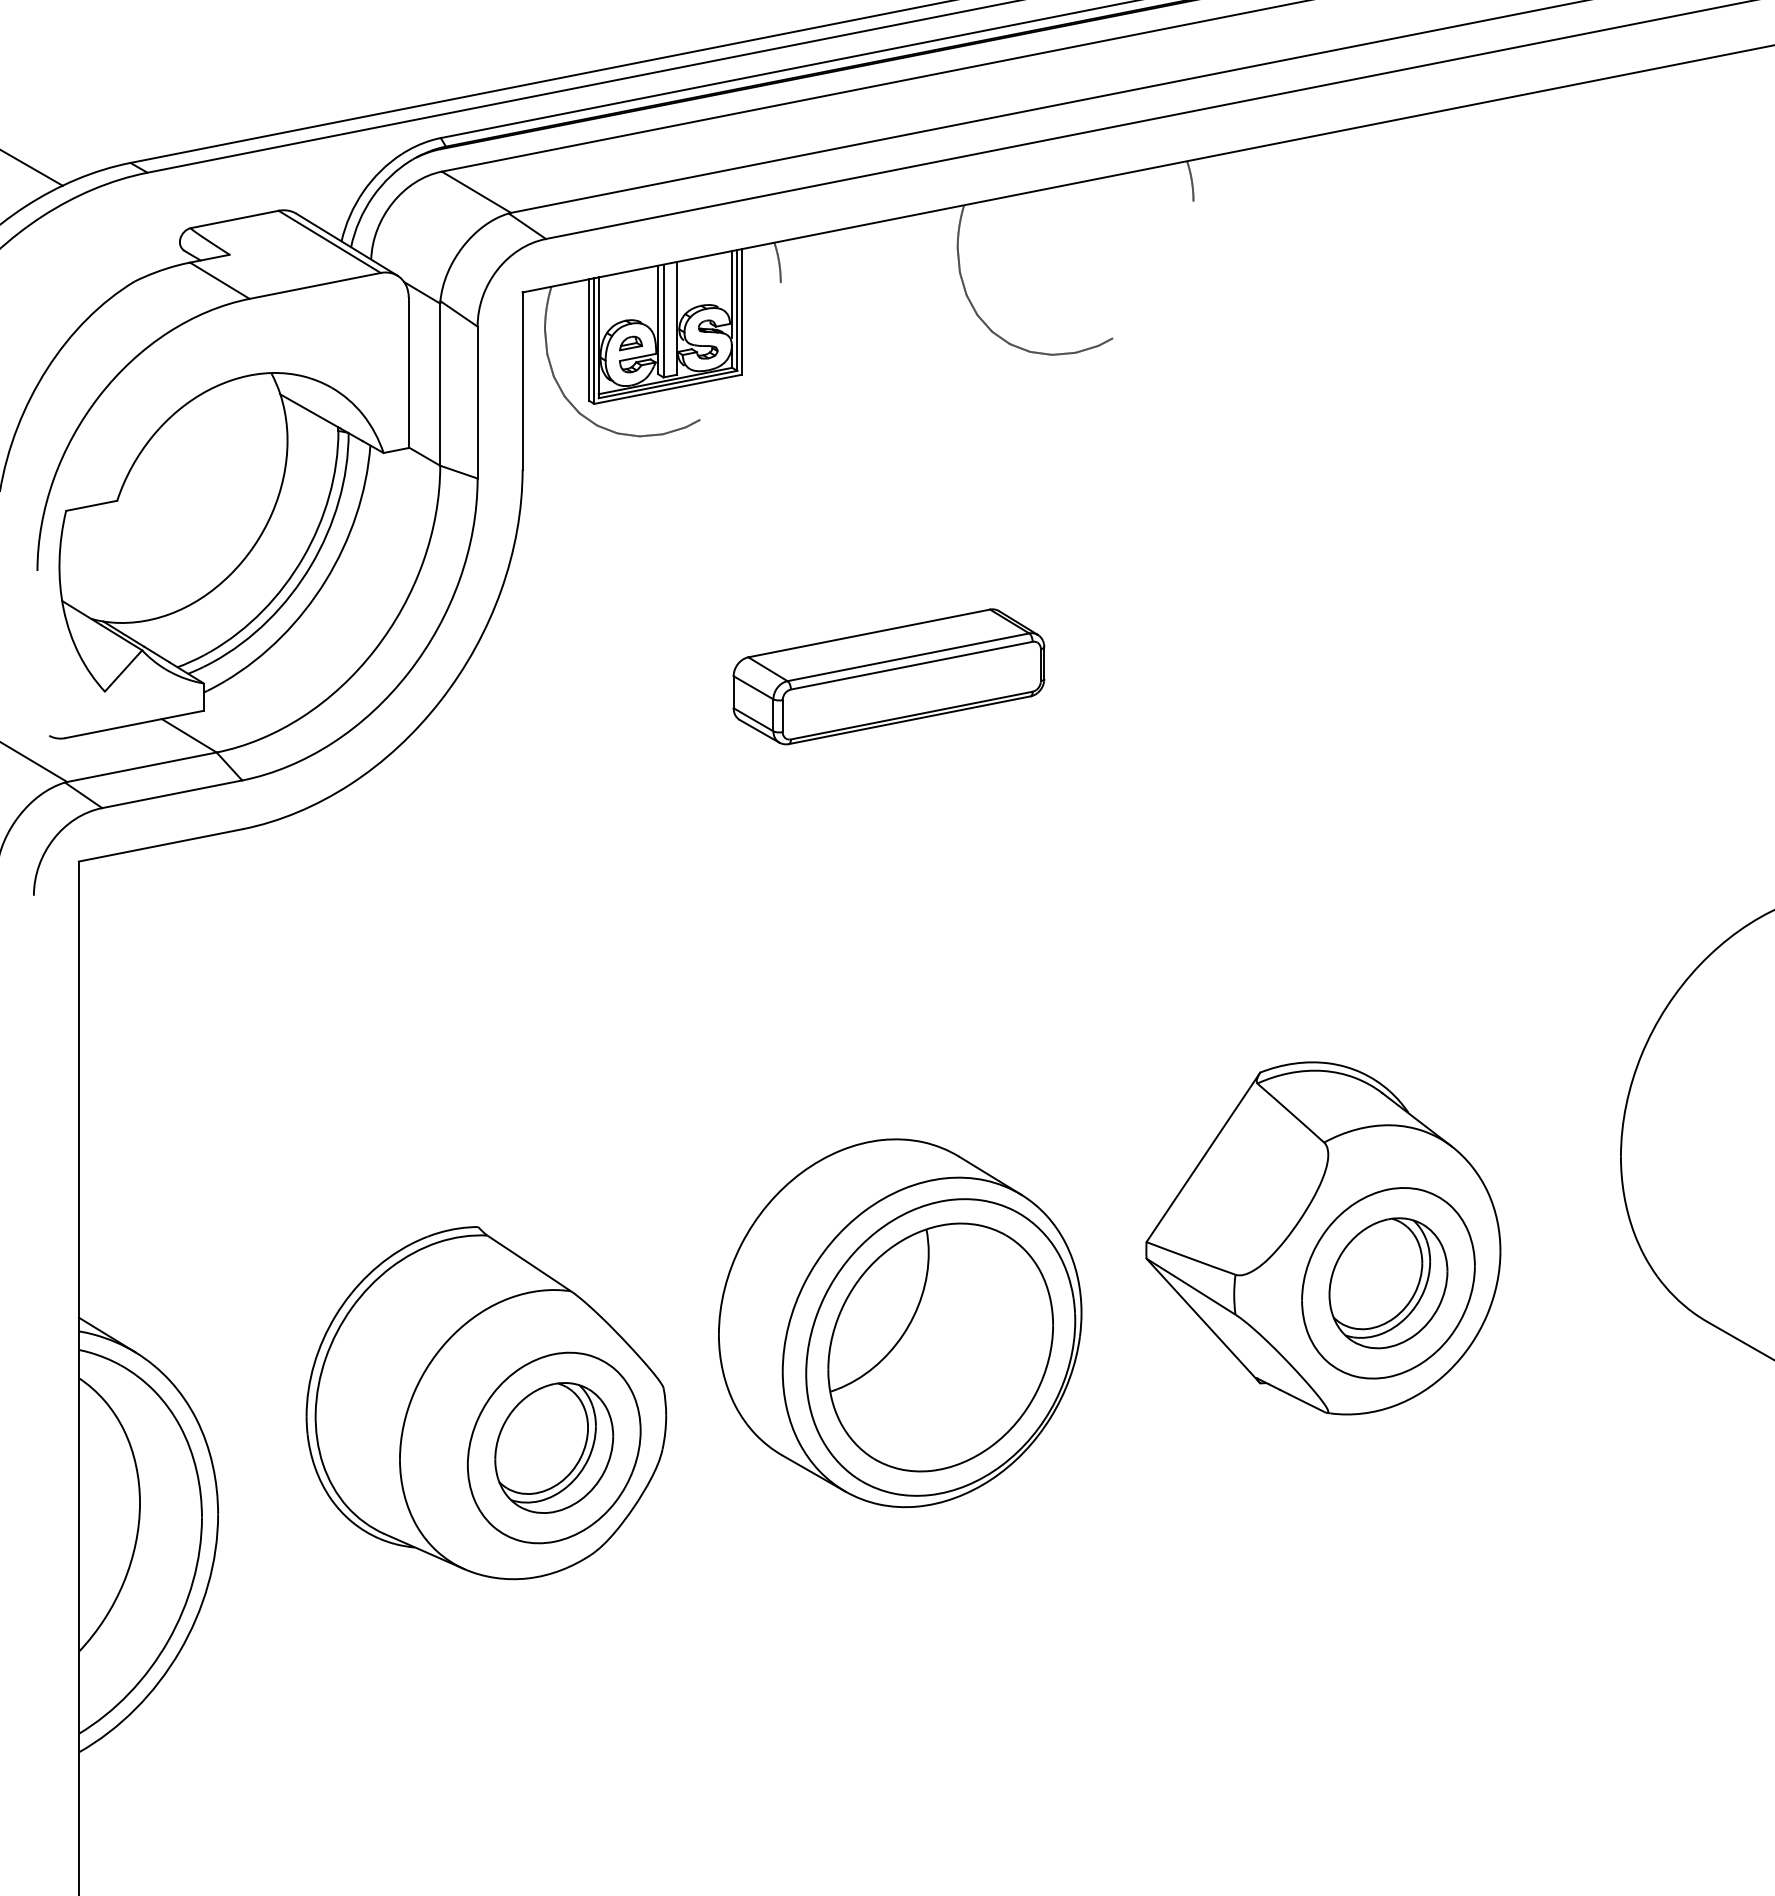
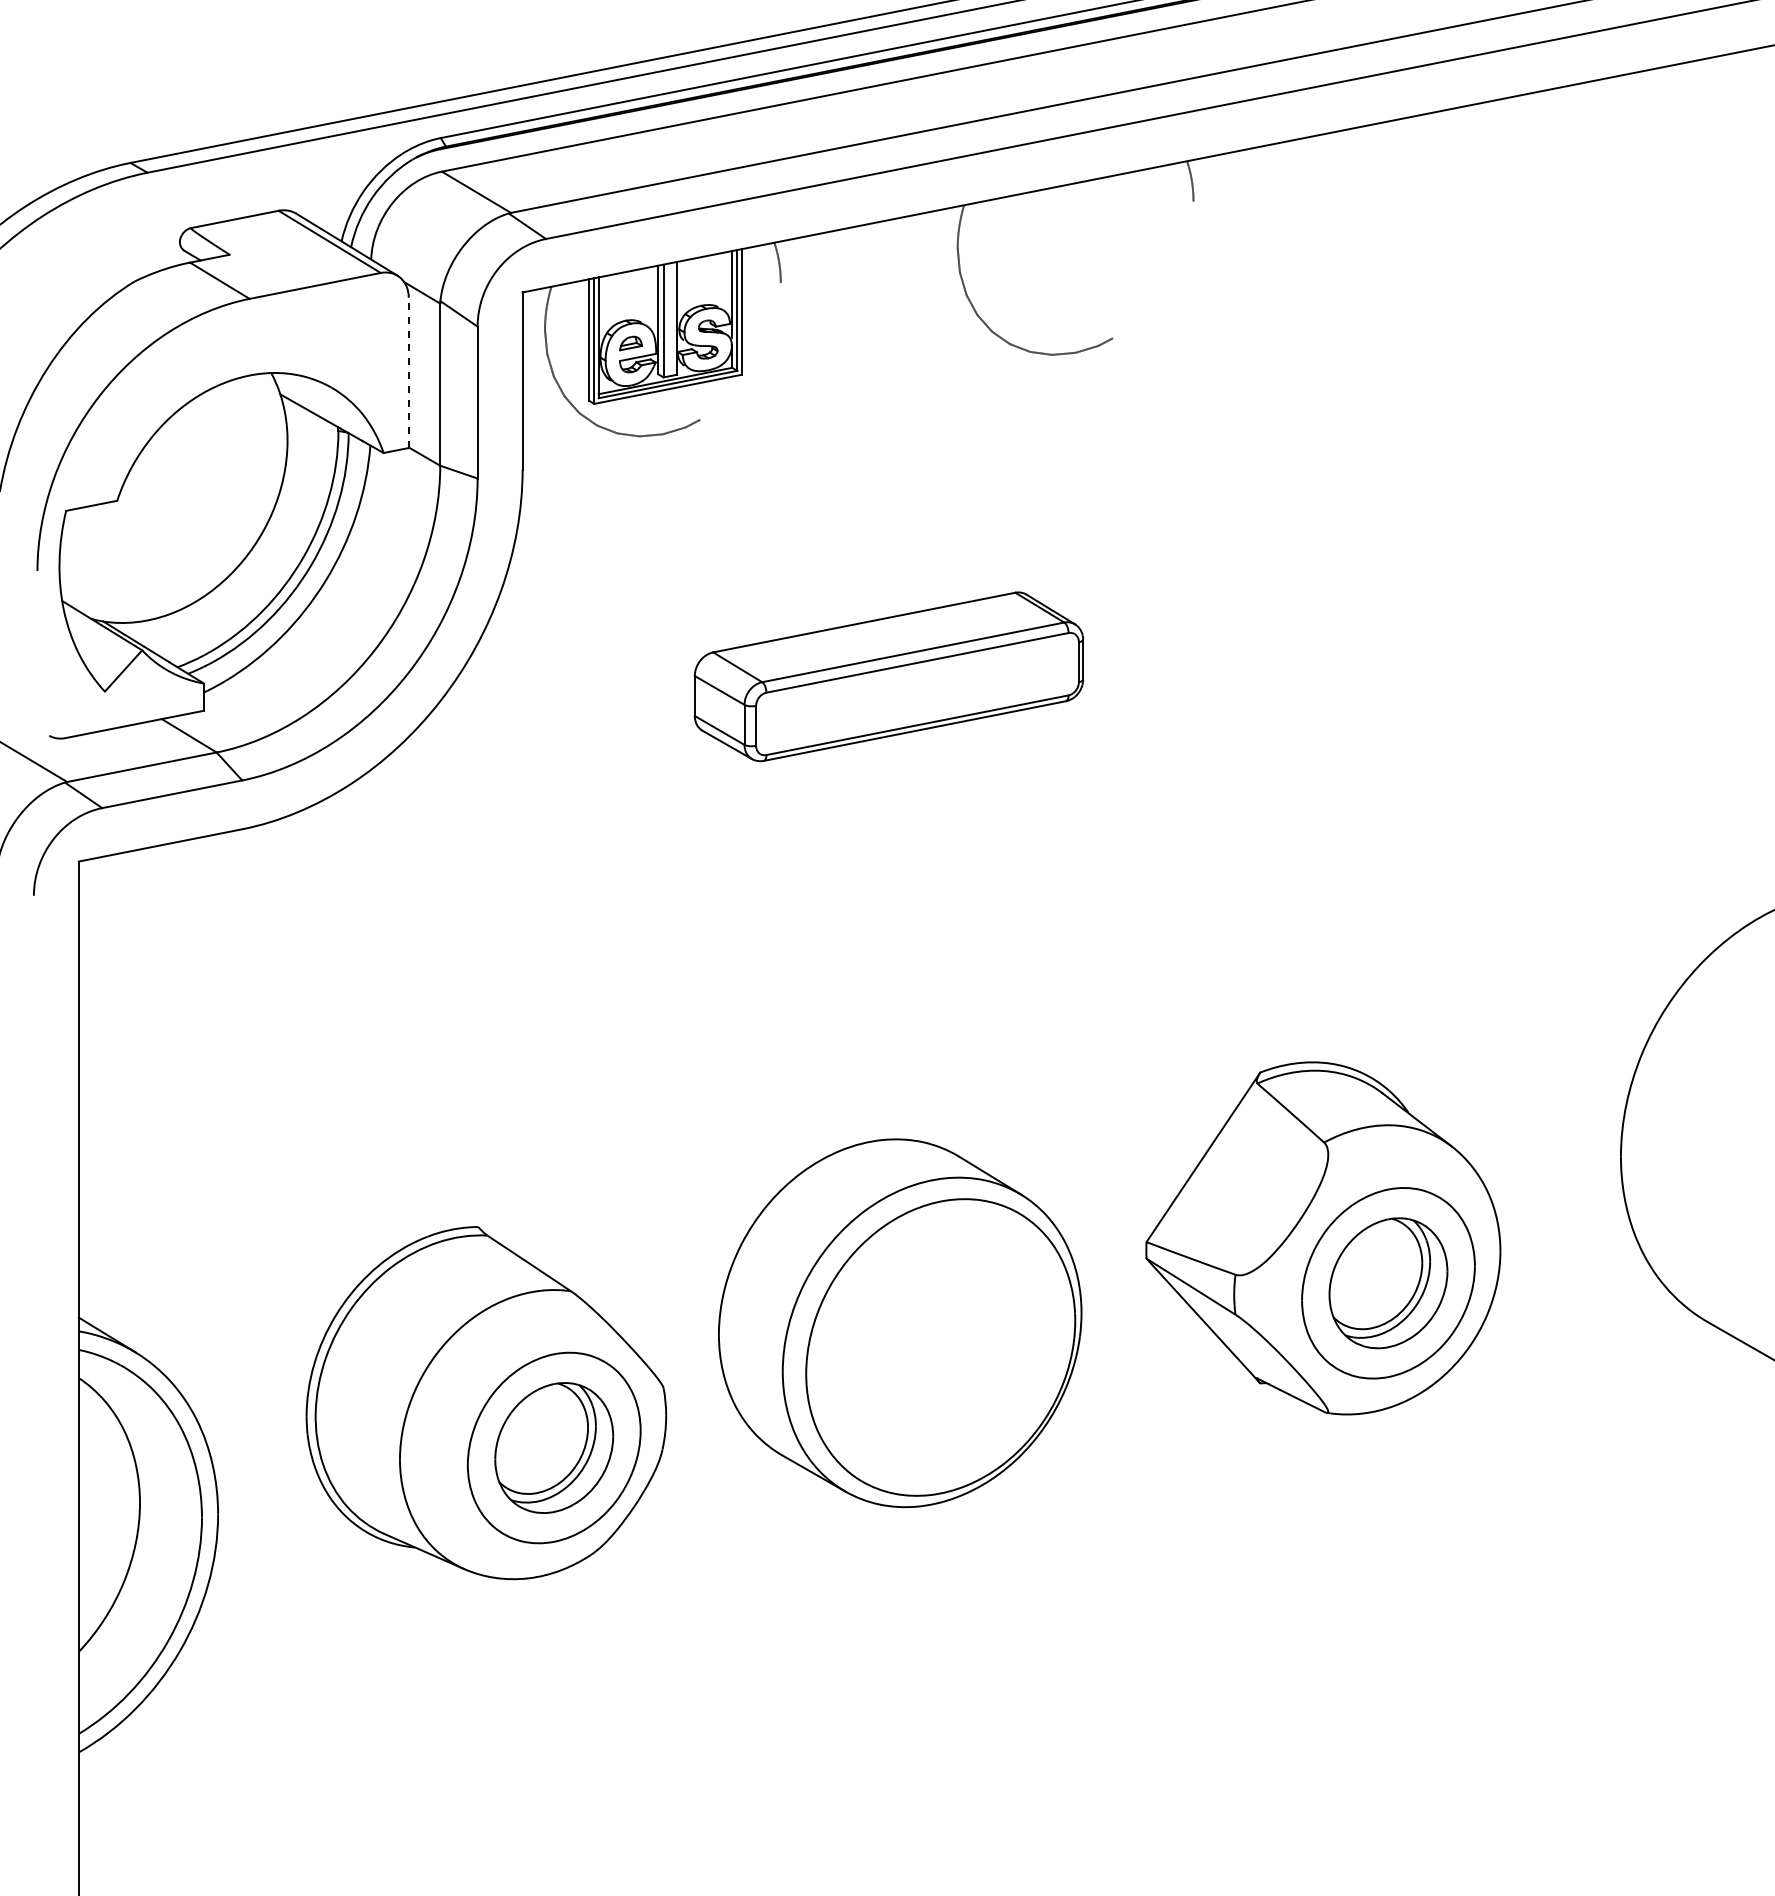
line: present -> none (32, 167)
line: solid -> dashed (408, 372)
part size: 314x138 px -> 392x172 px (888, 676)
part: present -> none (940, 1347)
